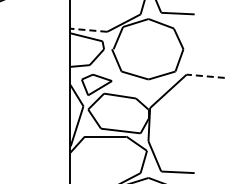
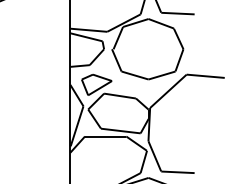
line: dashed -> solid (88, 30)
line: dashed -> solid (205, 76)
